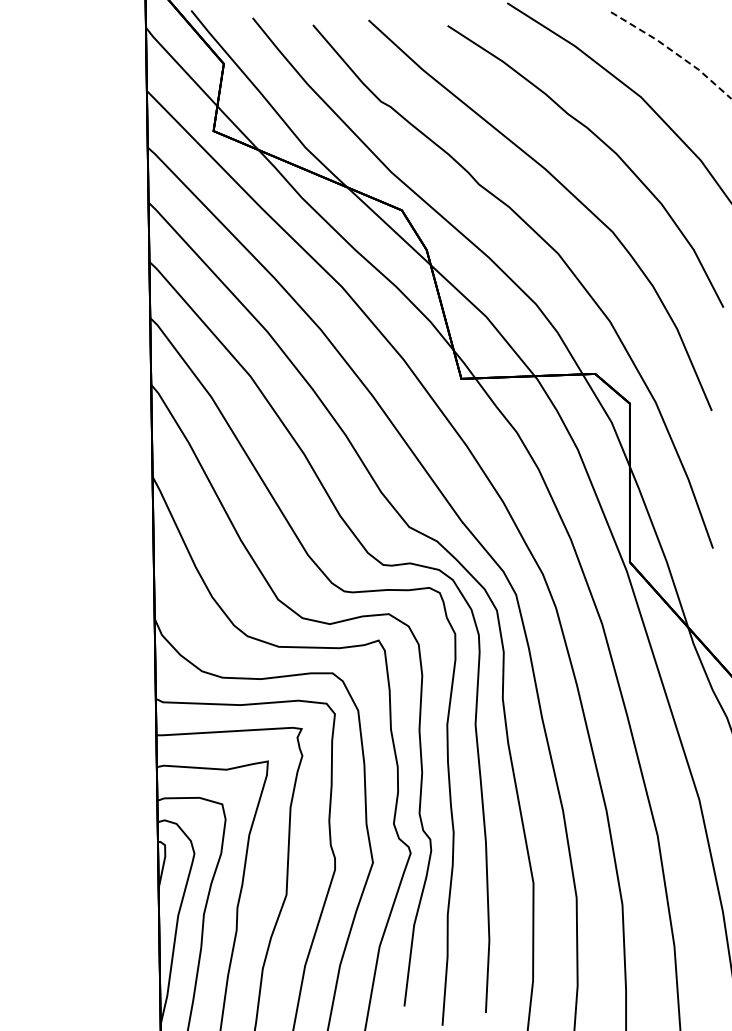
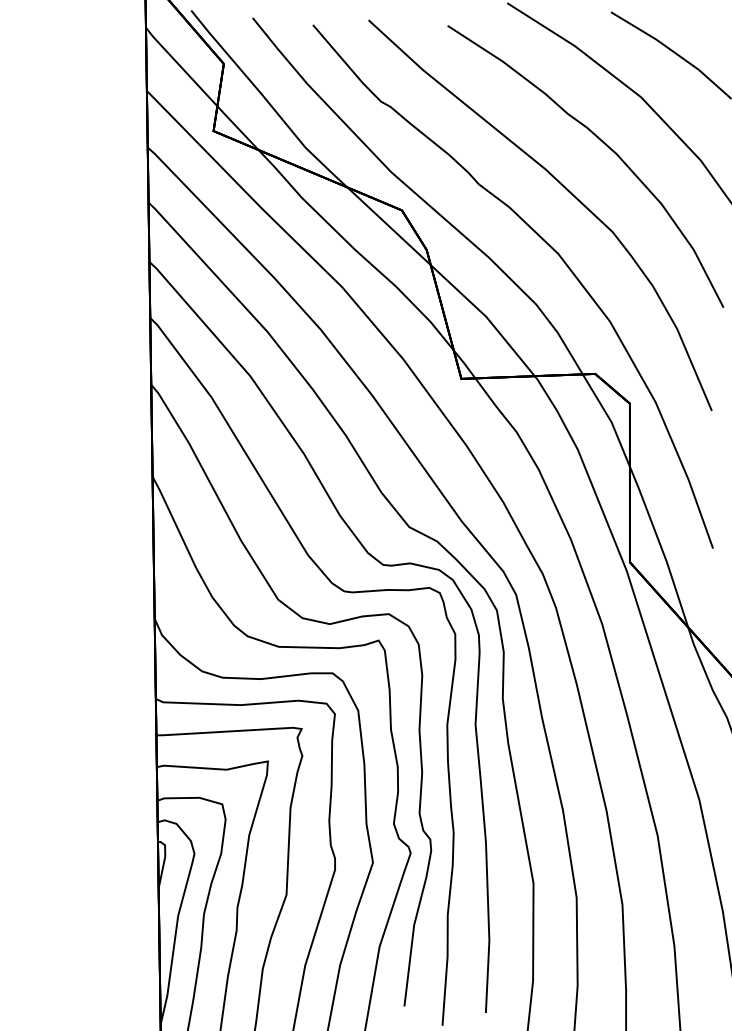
line: dashed -> solid (673, 51)
